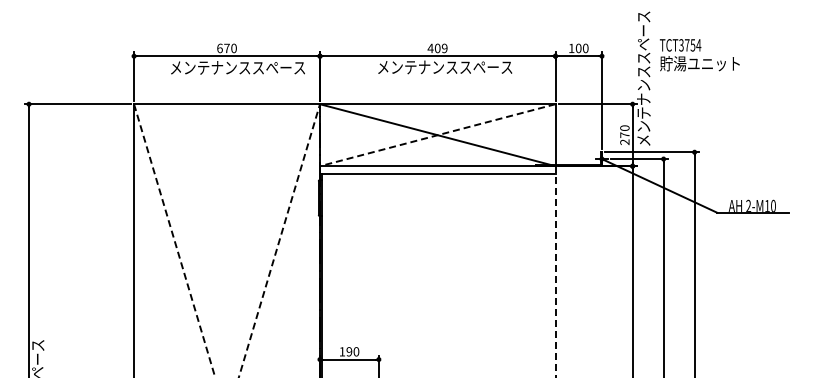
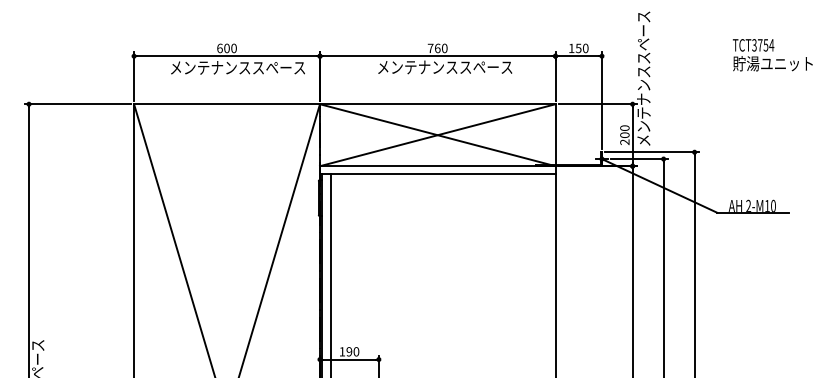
text: 670 -> 600 (226, 48)
text: 409 -> 760 (437, 48)
text: 100 -> 150 (578, 48)
text position: (699, 55) -> (772, 55) (772, 55)
text: 270 -> 200 (624, 134)
line: dashed -> solid (437, 135)
line: dashed -> solid (279, 240)
line: dashed -> solid (174, 241)
line: dashed -> solid (555, 272)
line: none -> present (331, 274)
